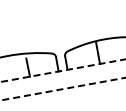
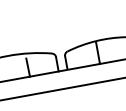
line: dashed -> solid (62, 70)
line: dashed -> solid (63, 89)
